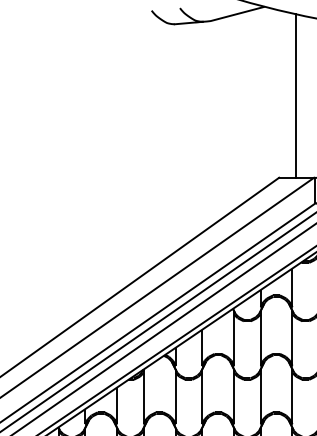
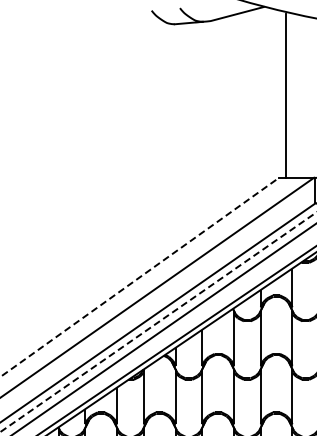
line position: (296, 95) -> (286, 95) (286, 95)
line: solid -> dashed (140, 277)
line: solid -> dashed (158, 322)
